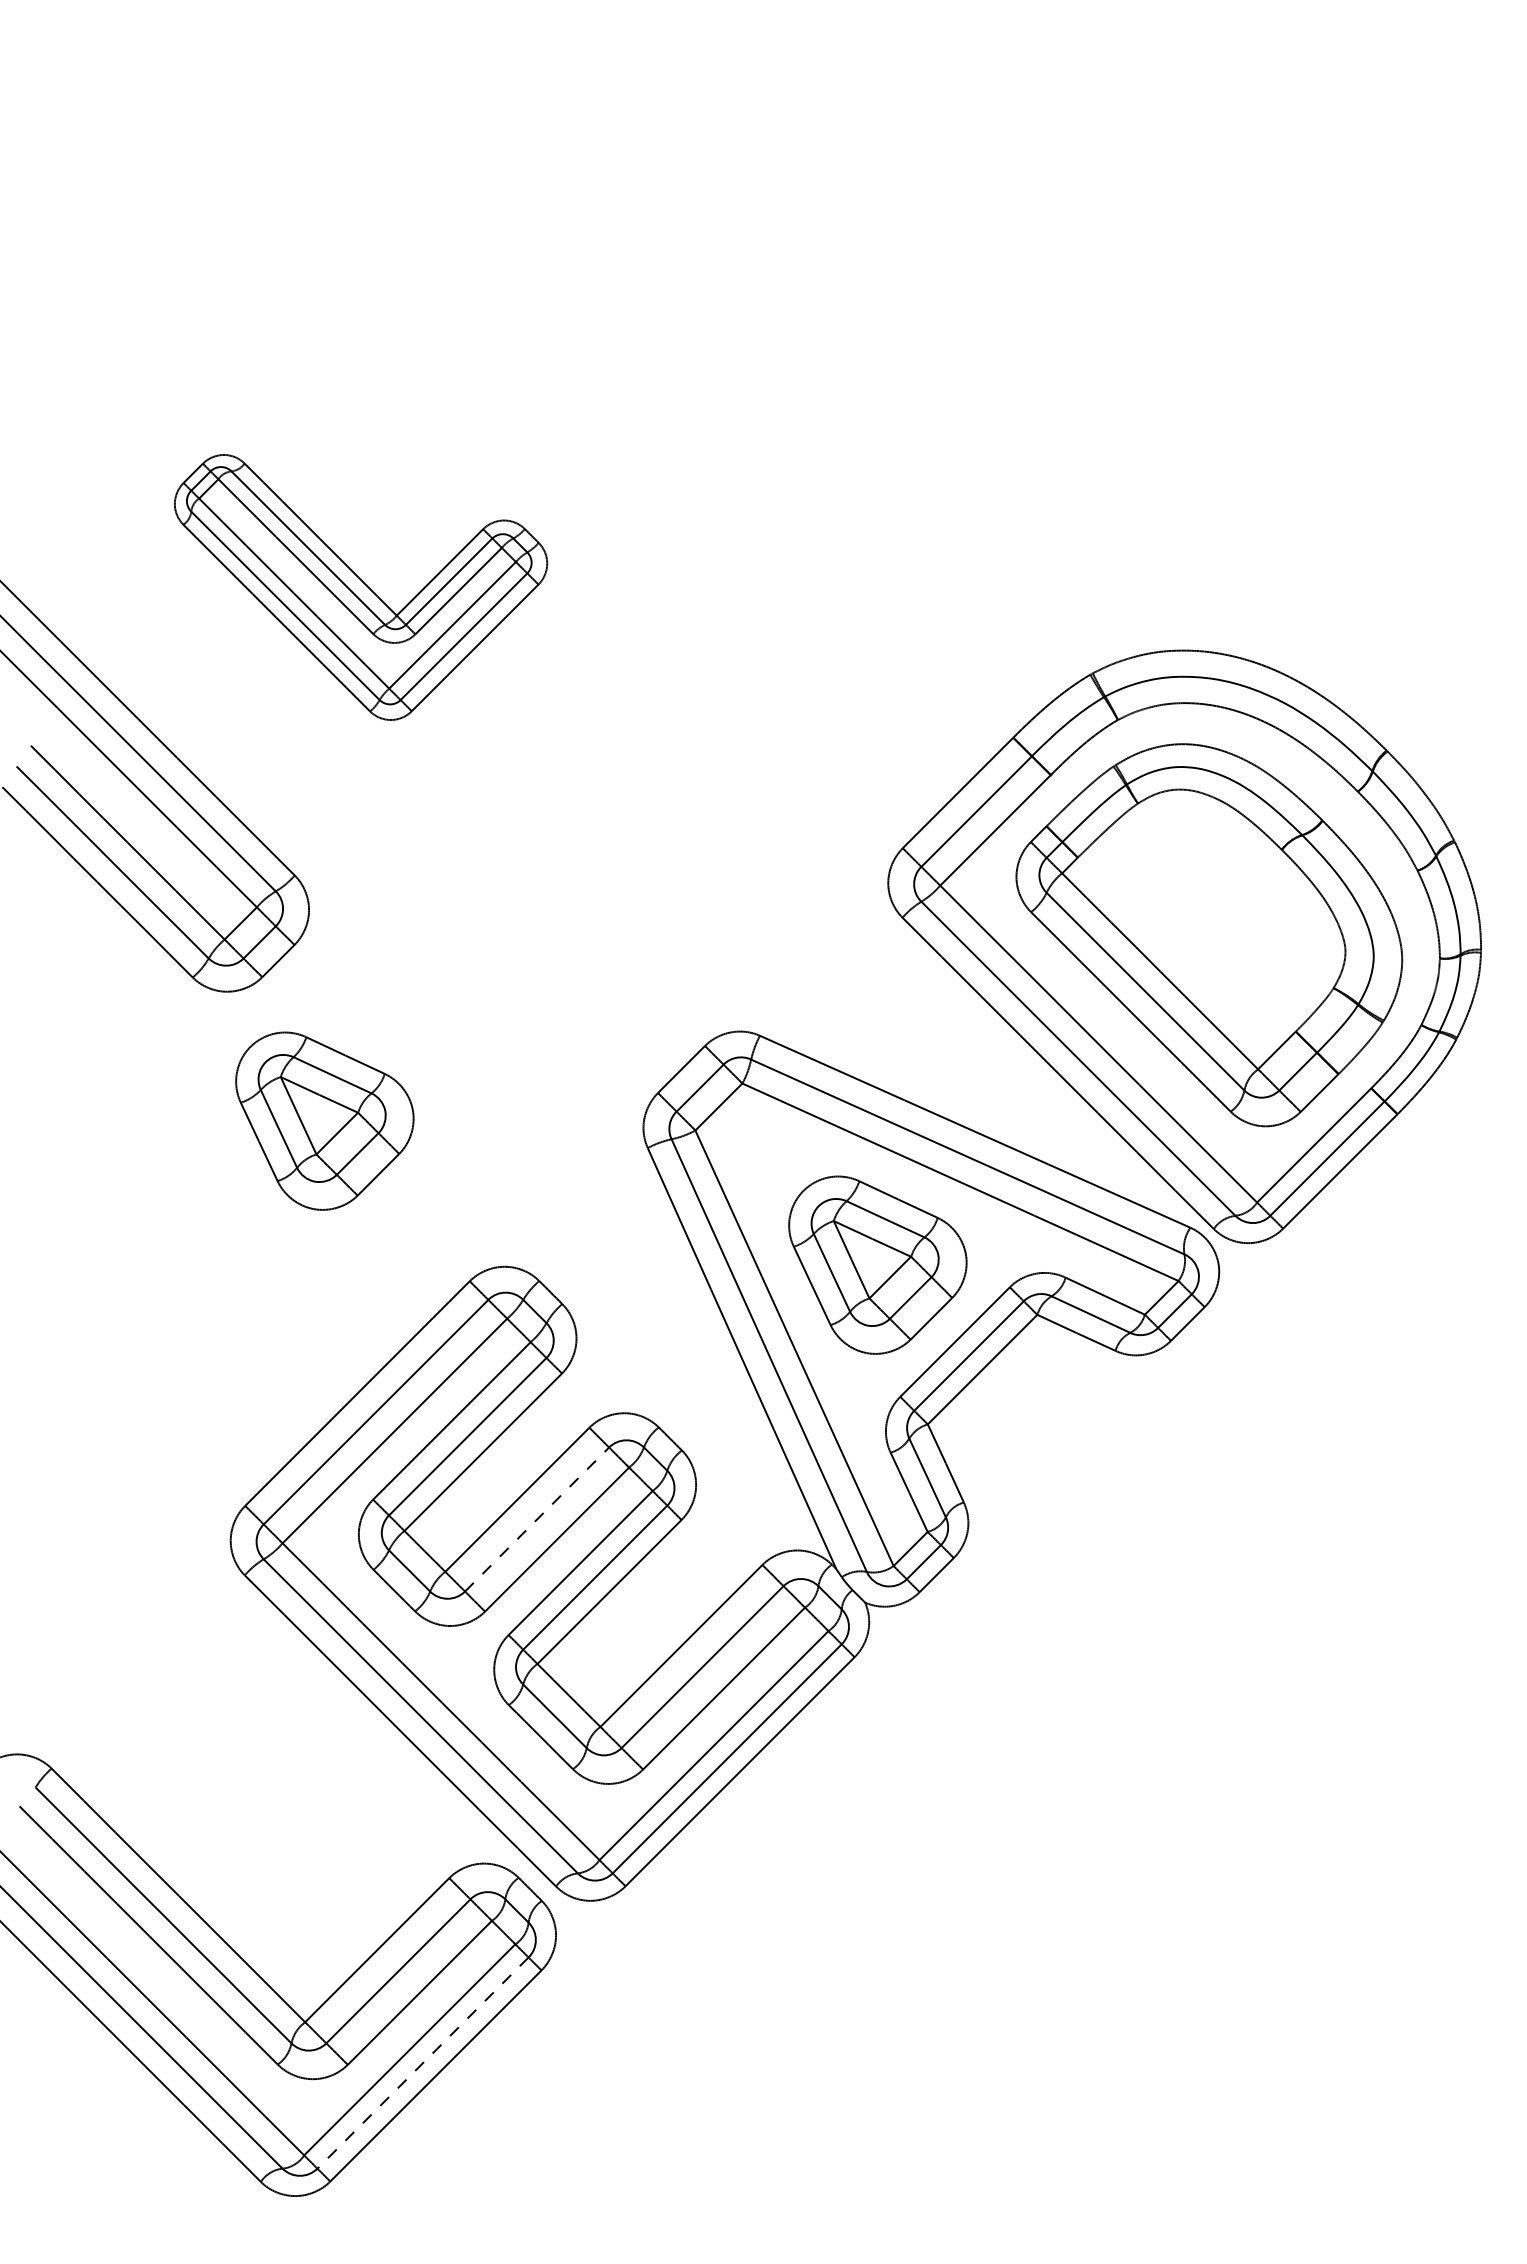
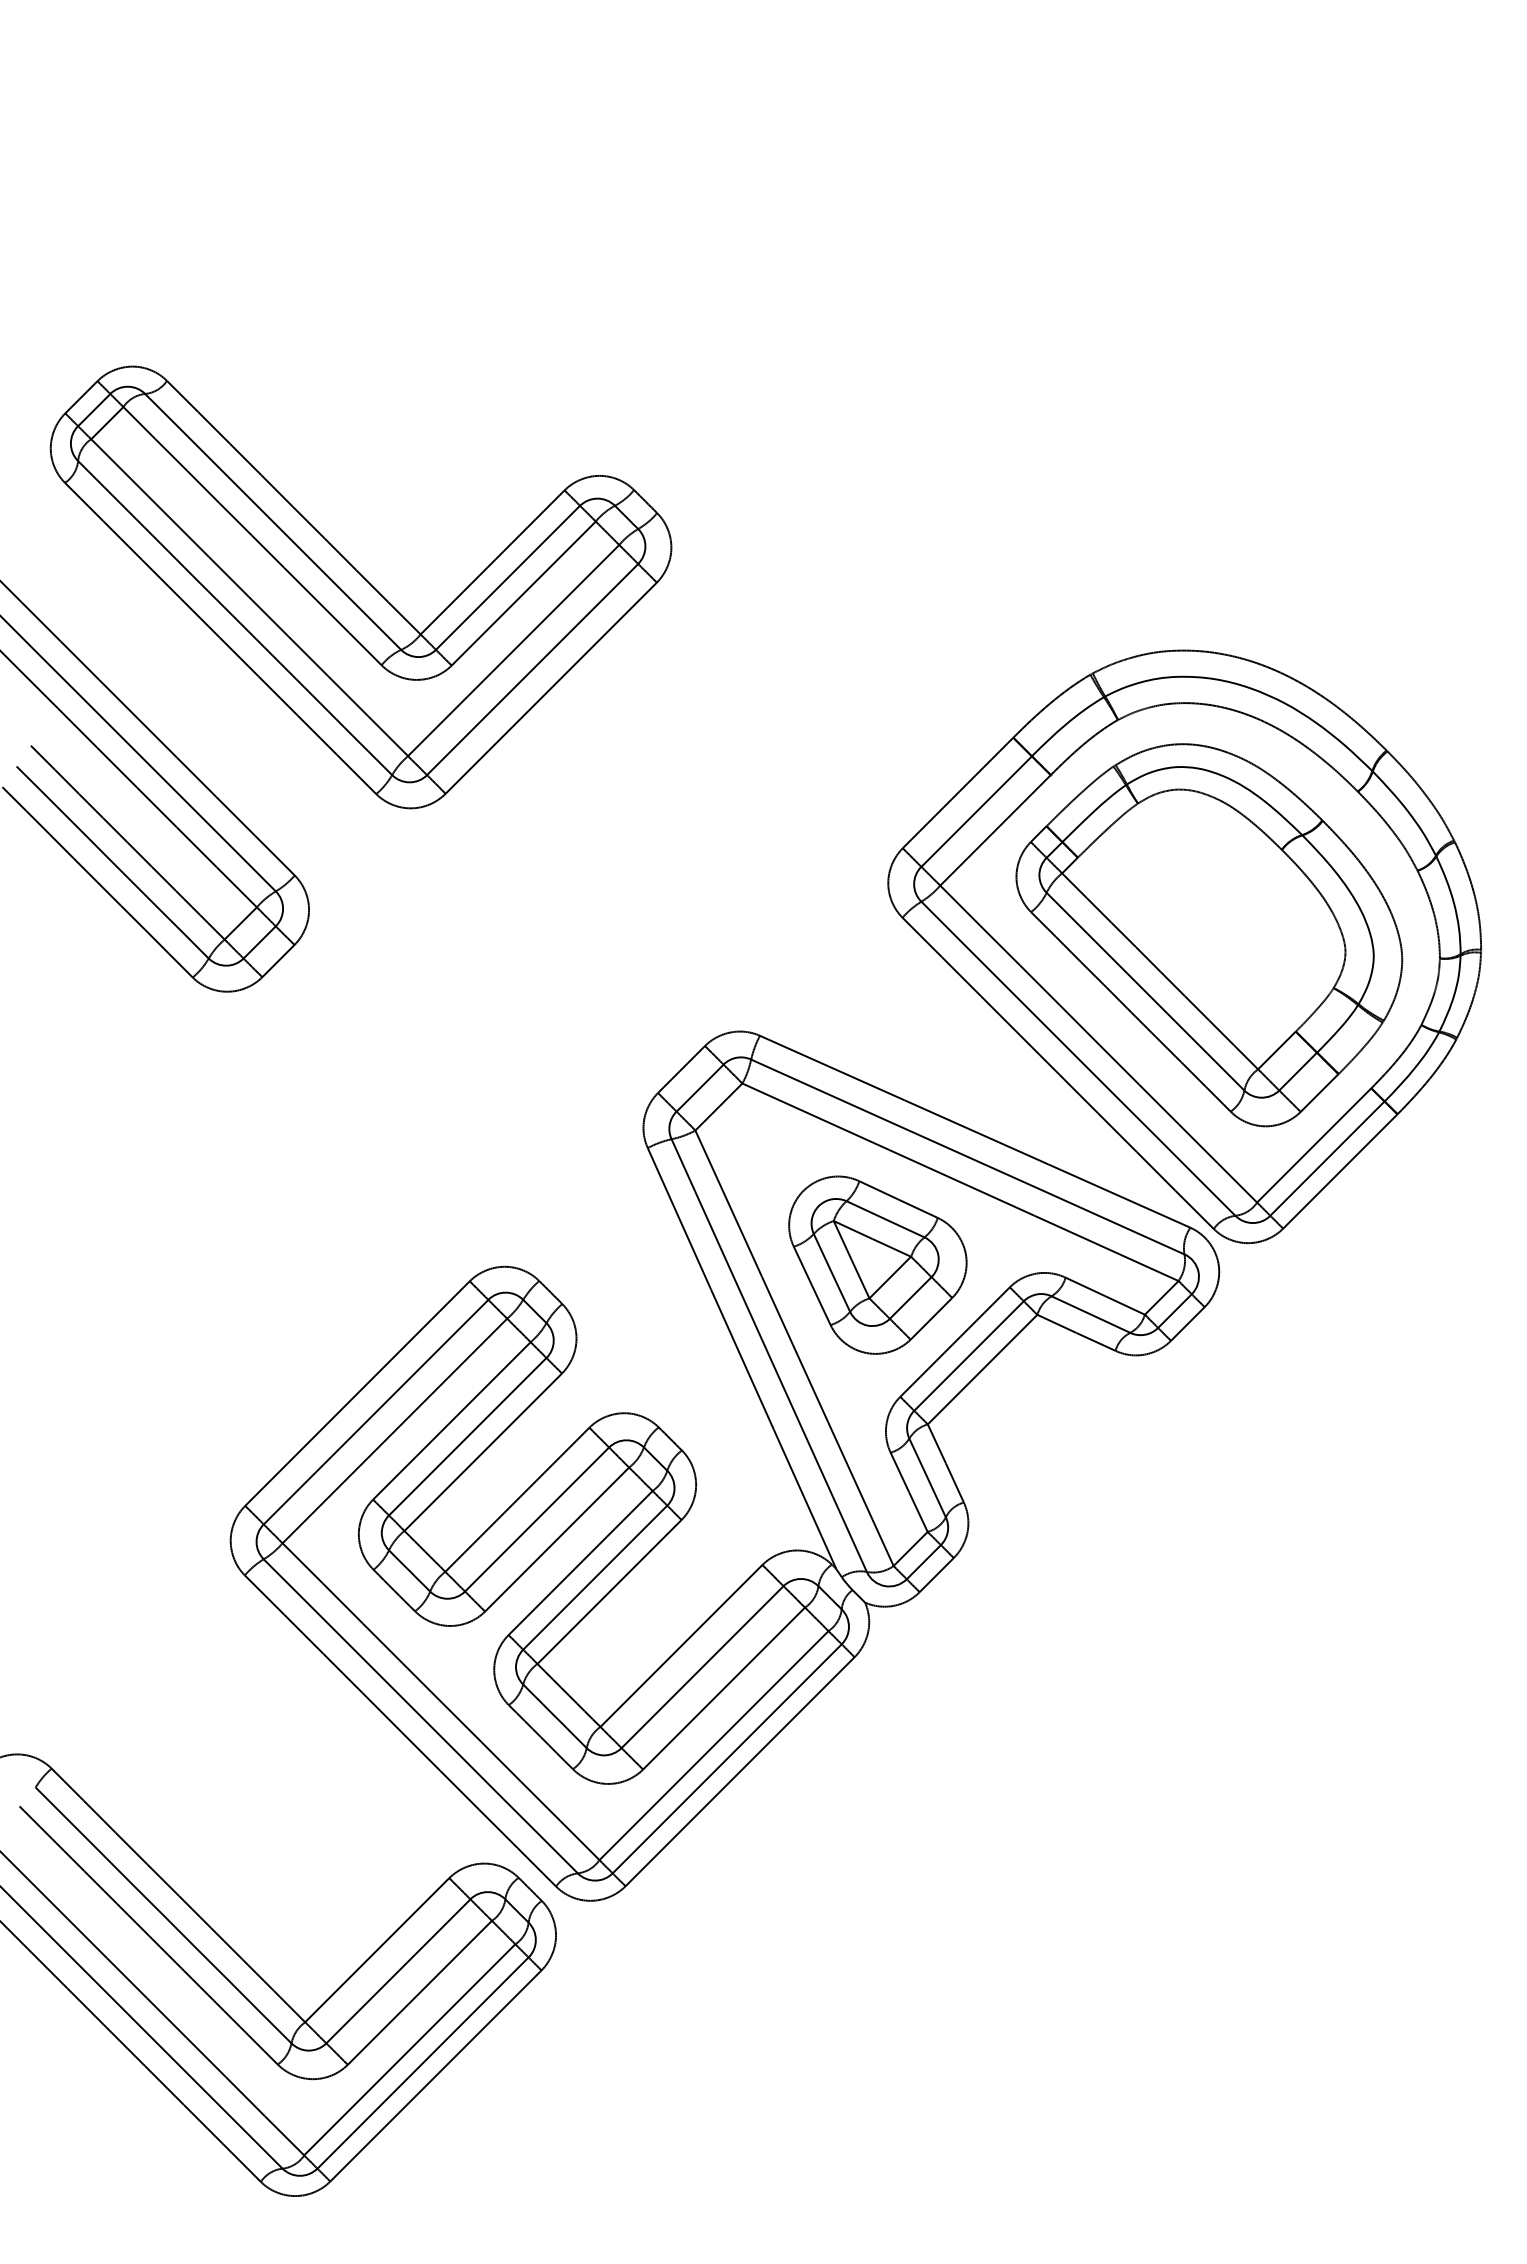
part size: 375x267 px -> 624x445 px (360, 587)
part: present -> none (324, 1120)
line: dashed -> solid (537, 1519)
line: dashed -> solid (422, 2063)
